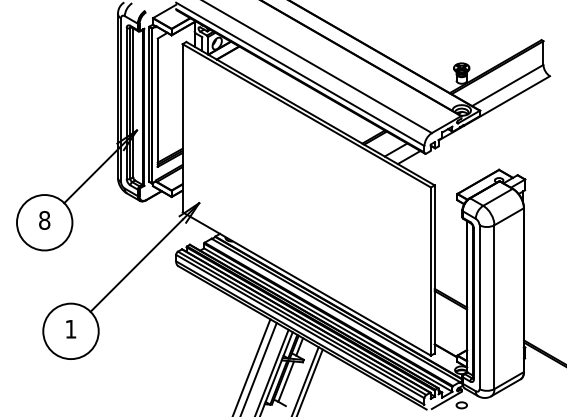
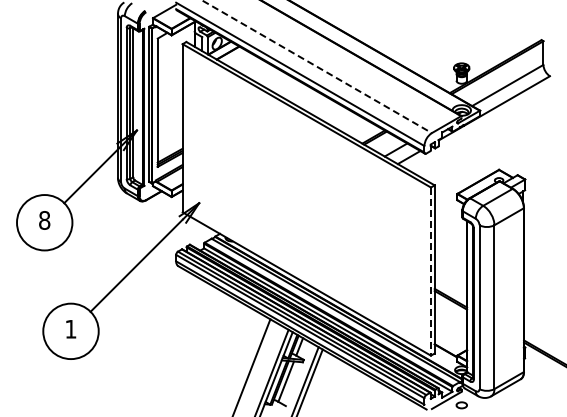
line: solid -> dashed (316, 66)
line: solid -> dashed (430, 272)
line: present -> none (258, 368)
